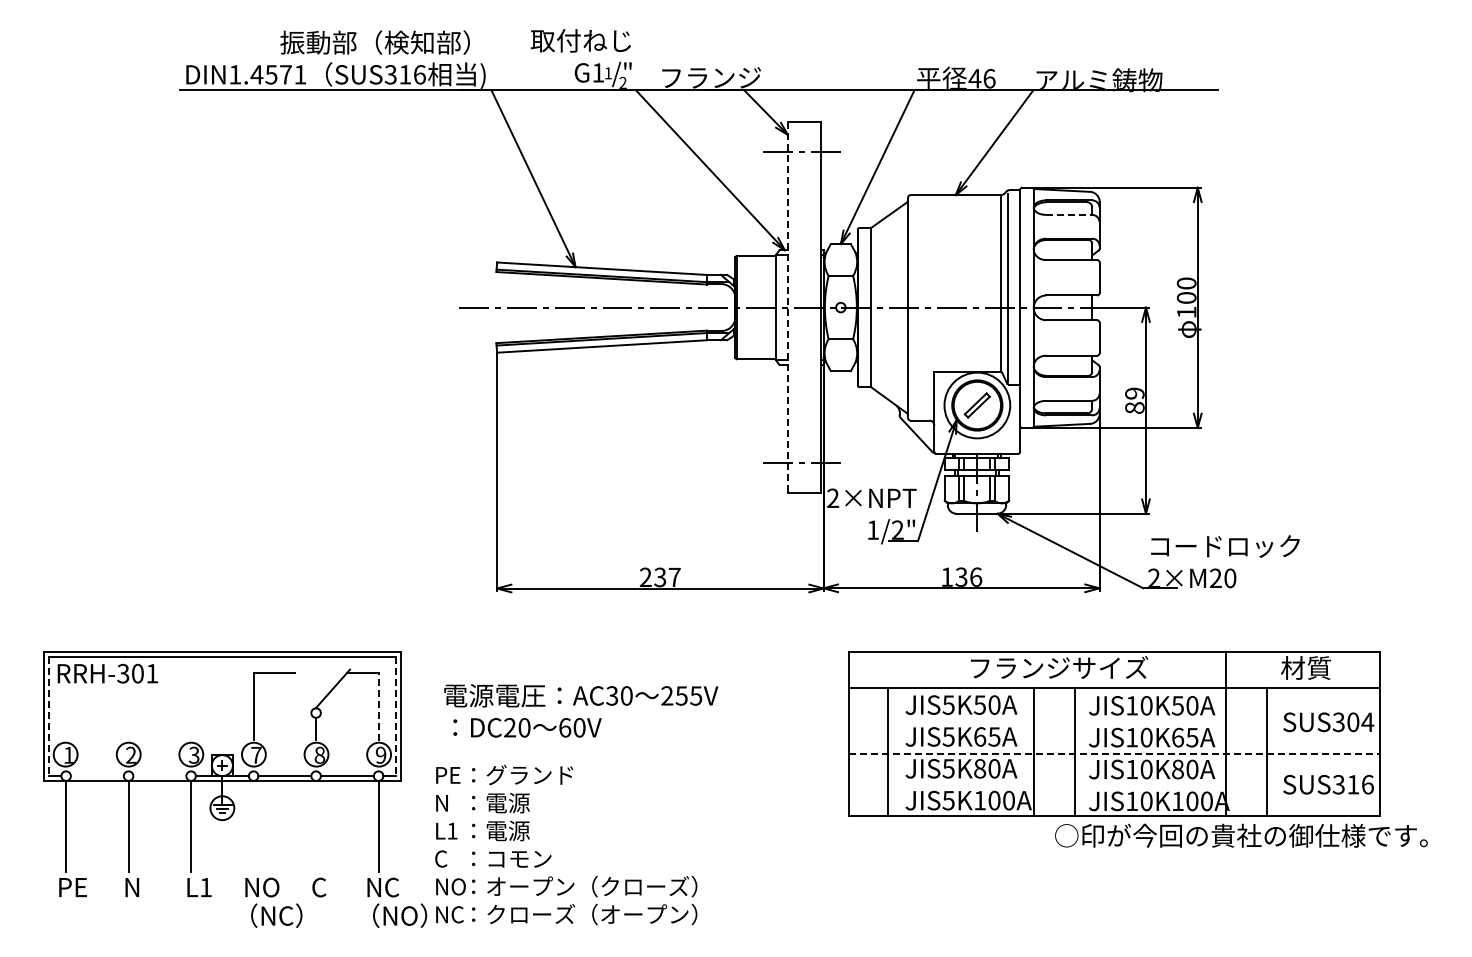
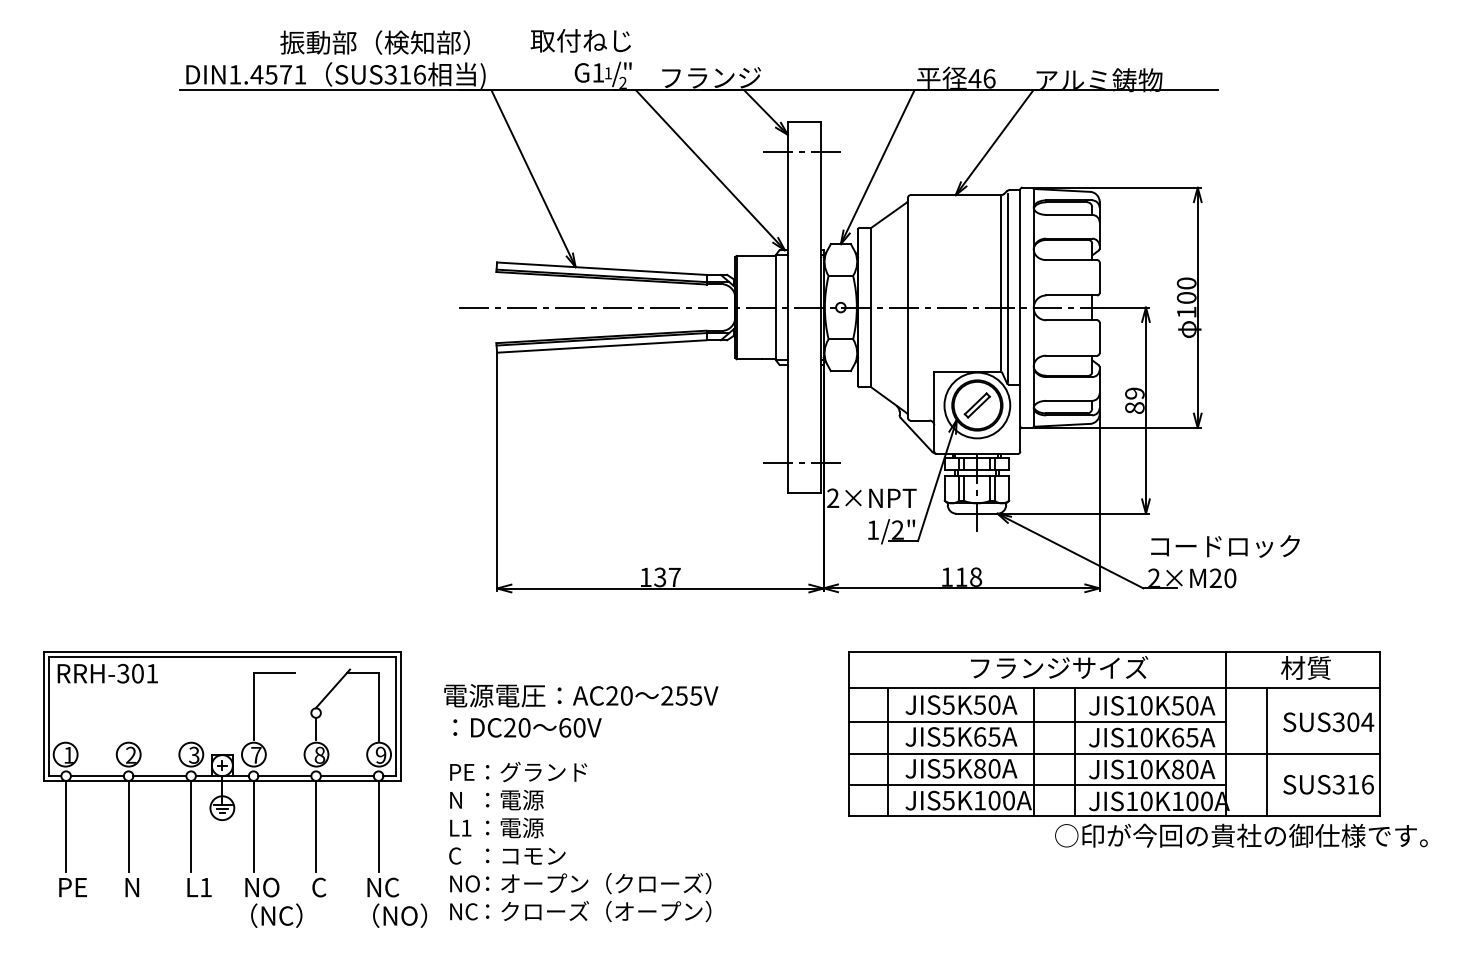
line: dashed -> solid (1069, 214)
line: dashed -> solid (787, 308)
text: 237 -> 137 (645, 576)
text: 136 -> 118 (968, 576)
text: AC30 -> AC20 (612, 695)
line: dashed -> solid (378, 706)
line: dashed -> solid (48, 716)
line: dashed -> solid (395, 716)
line: none -> present (1037, 722)
line: dashed -> solid (1114, 753)
line: none -> present (96, 776)
line: none -> present (159, 776)
line: none -> present (1037, 784)
line: none -> present (253, 825)
line: none -> present (316, 825)
text position: (566, 844) -> (580, 841) (580, 841)
